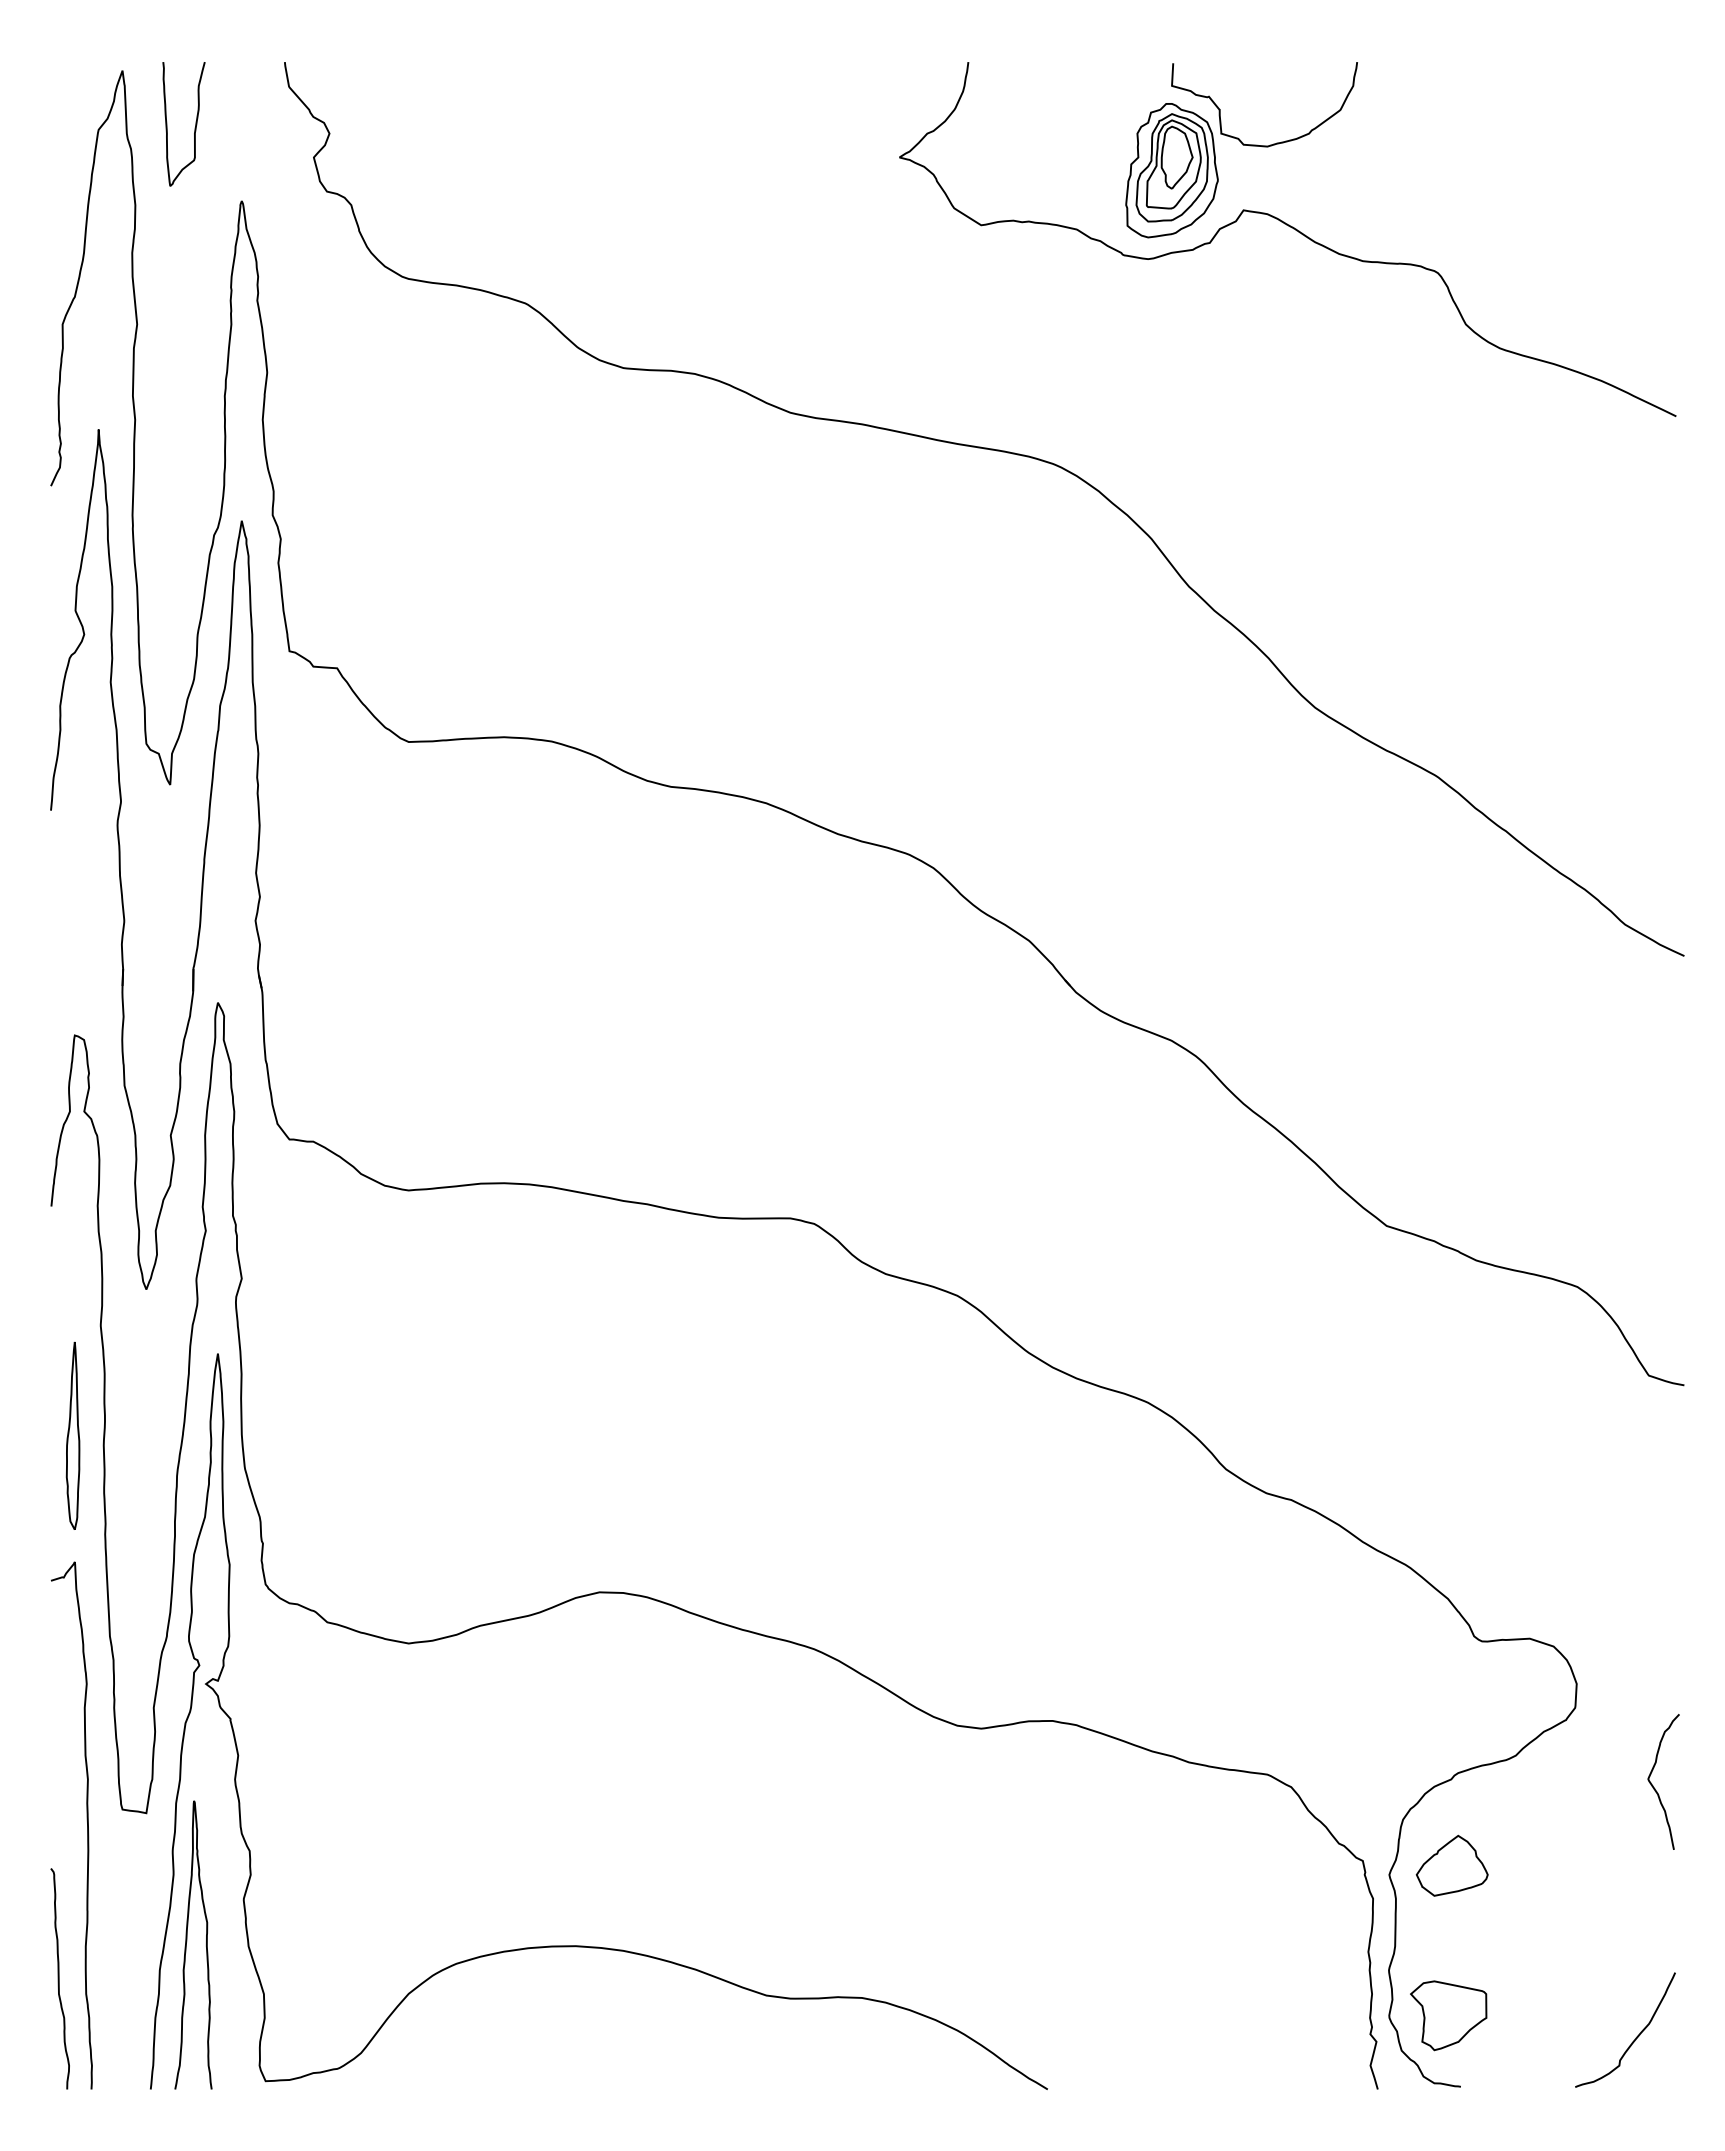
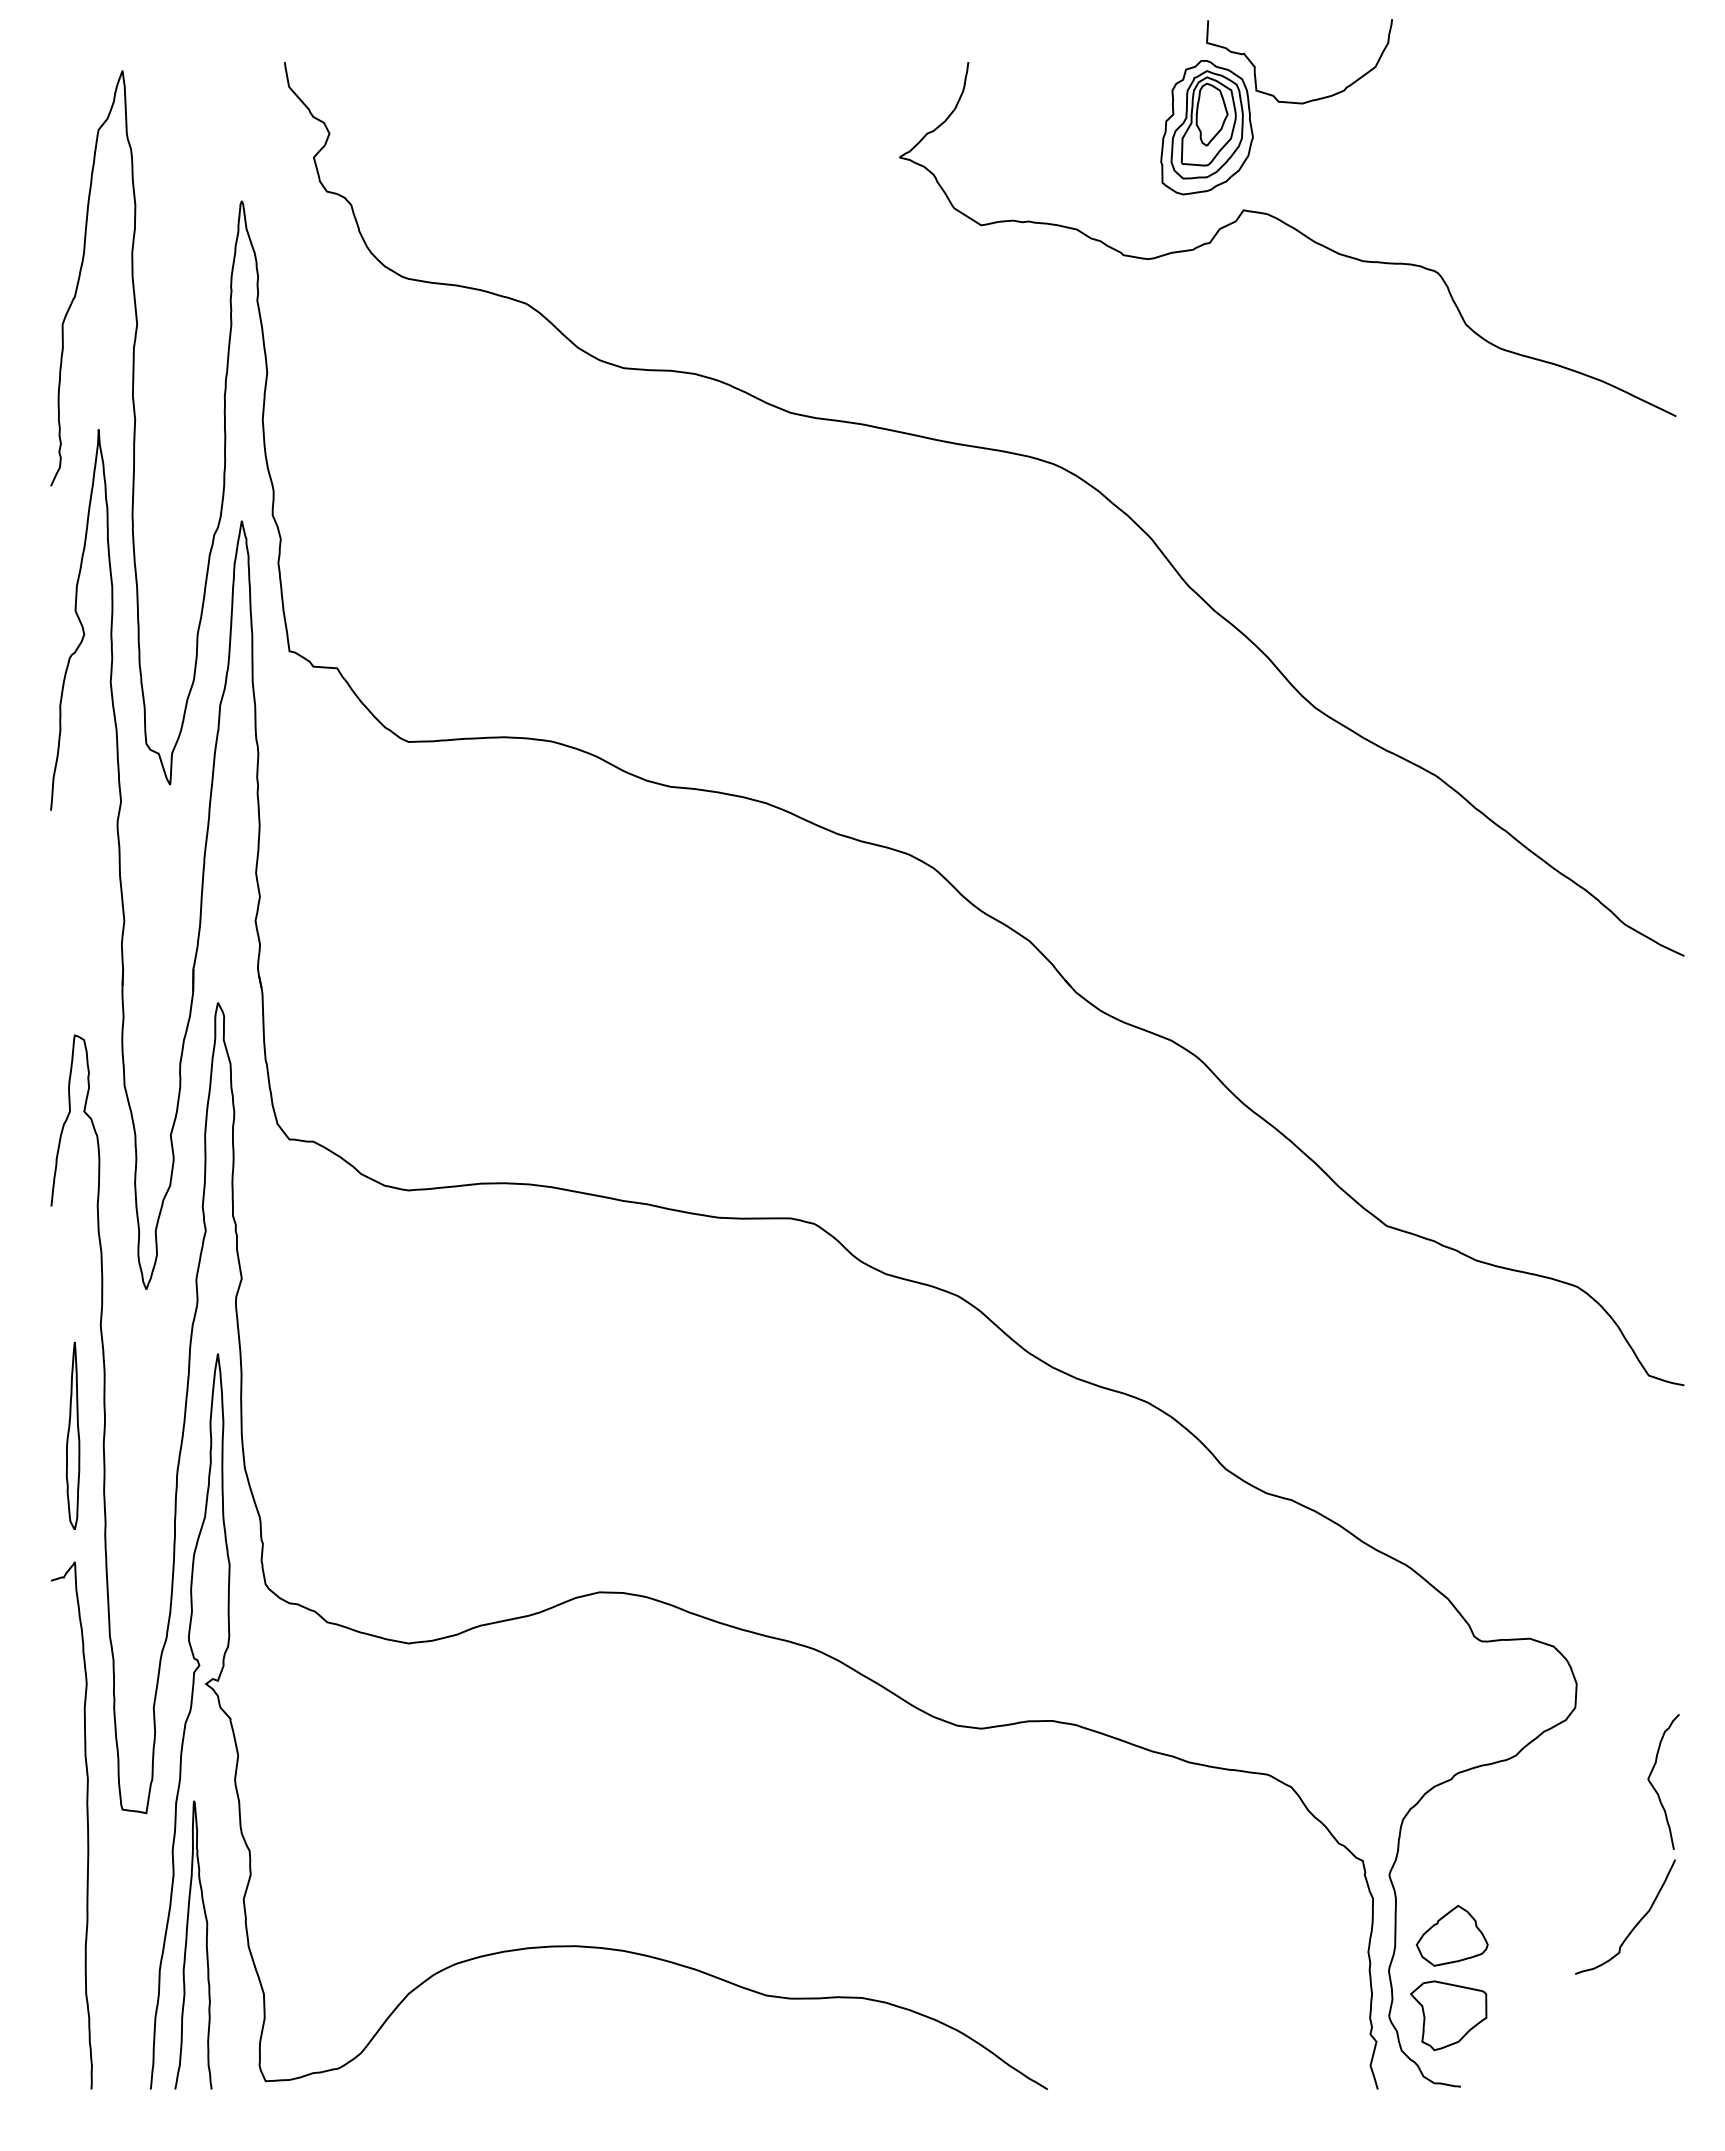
curve: present -> none (194, 127)
part position: (1241, 150) -> (1276, 107) (1276, 107)
part position: (1451, 1865) -> (1451, 1935) (1451, 1935)
curve: present -> none (59, 1978)
curve position: (1635, 2037) -> (1635, 1924) (1635, 1924)
